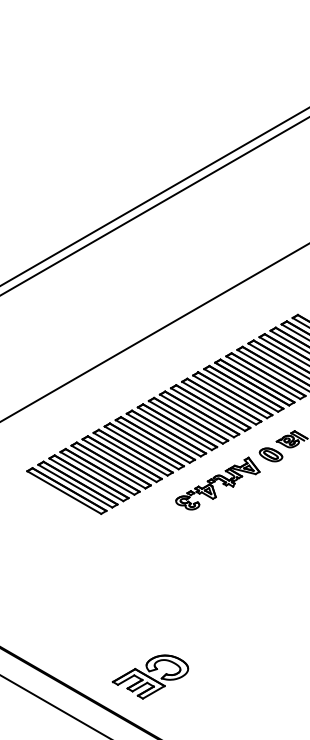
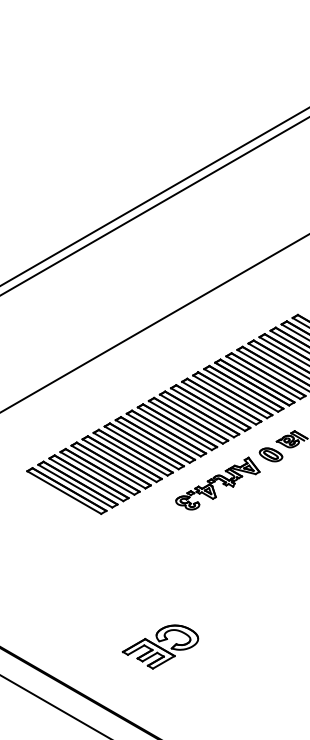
line position: (154, 332) -> (154, 323) (154, 323)
part position: (150, 676) -> (160, 646) (160, 646)
